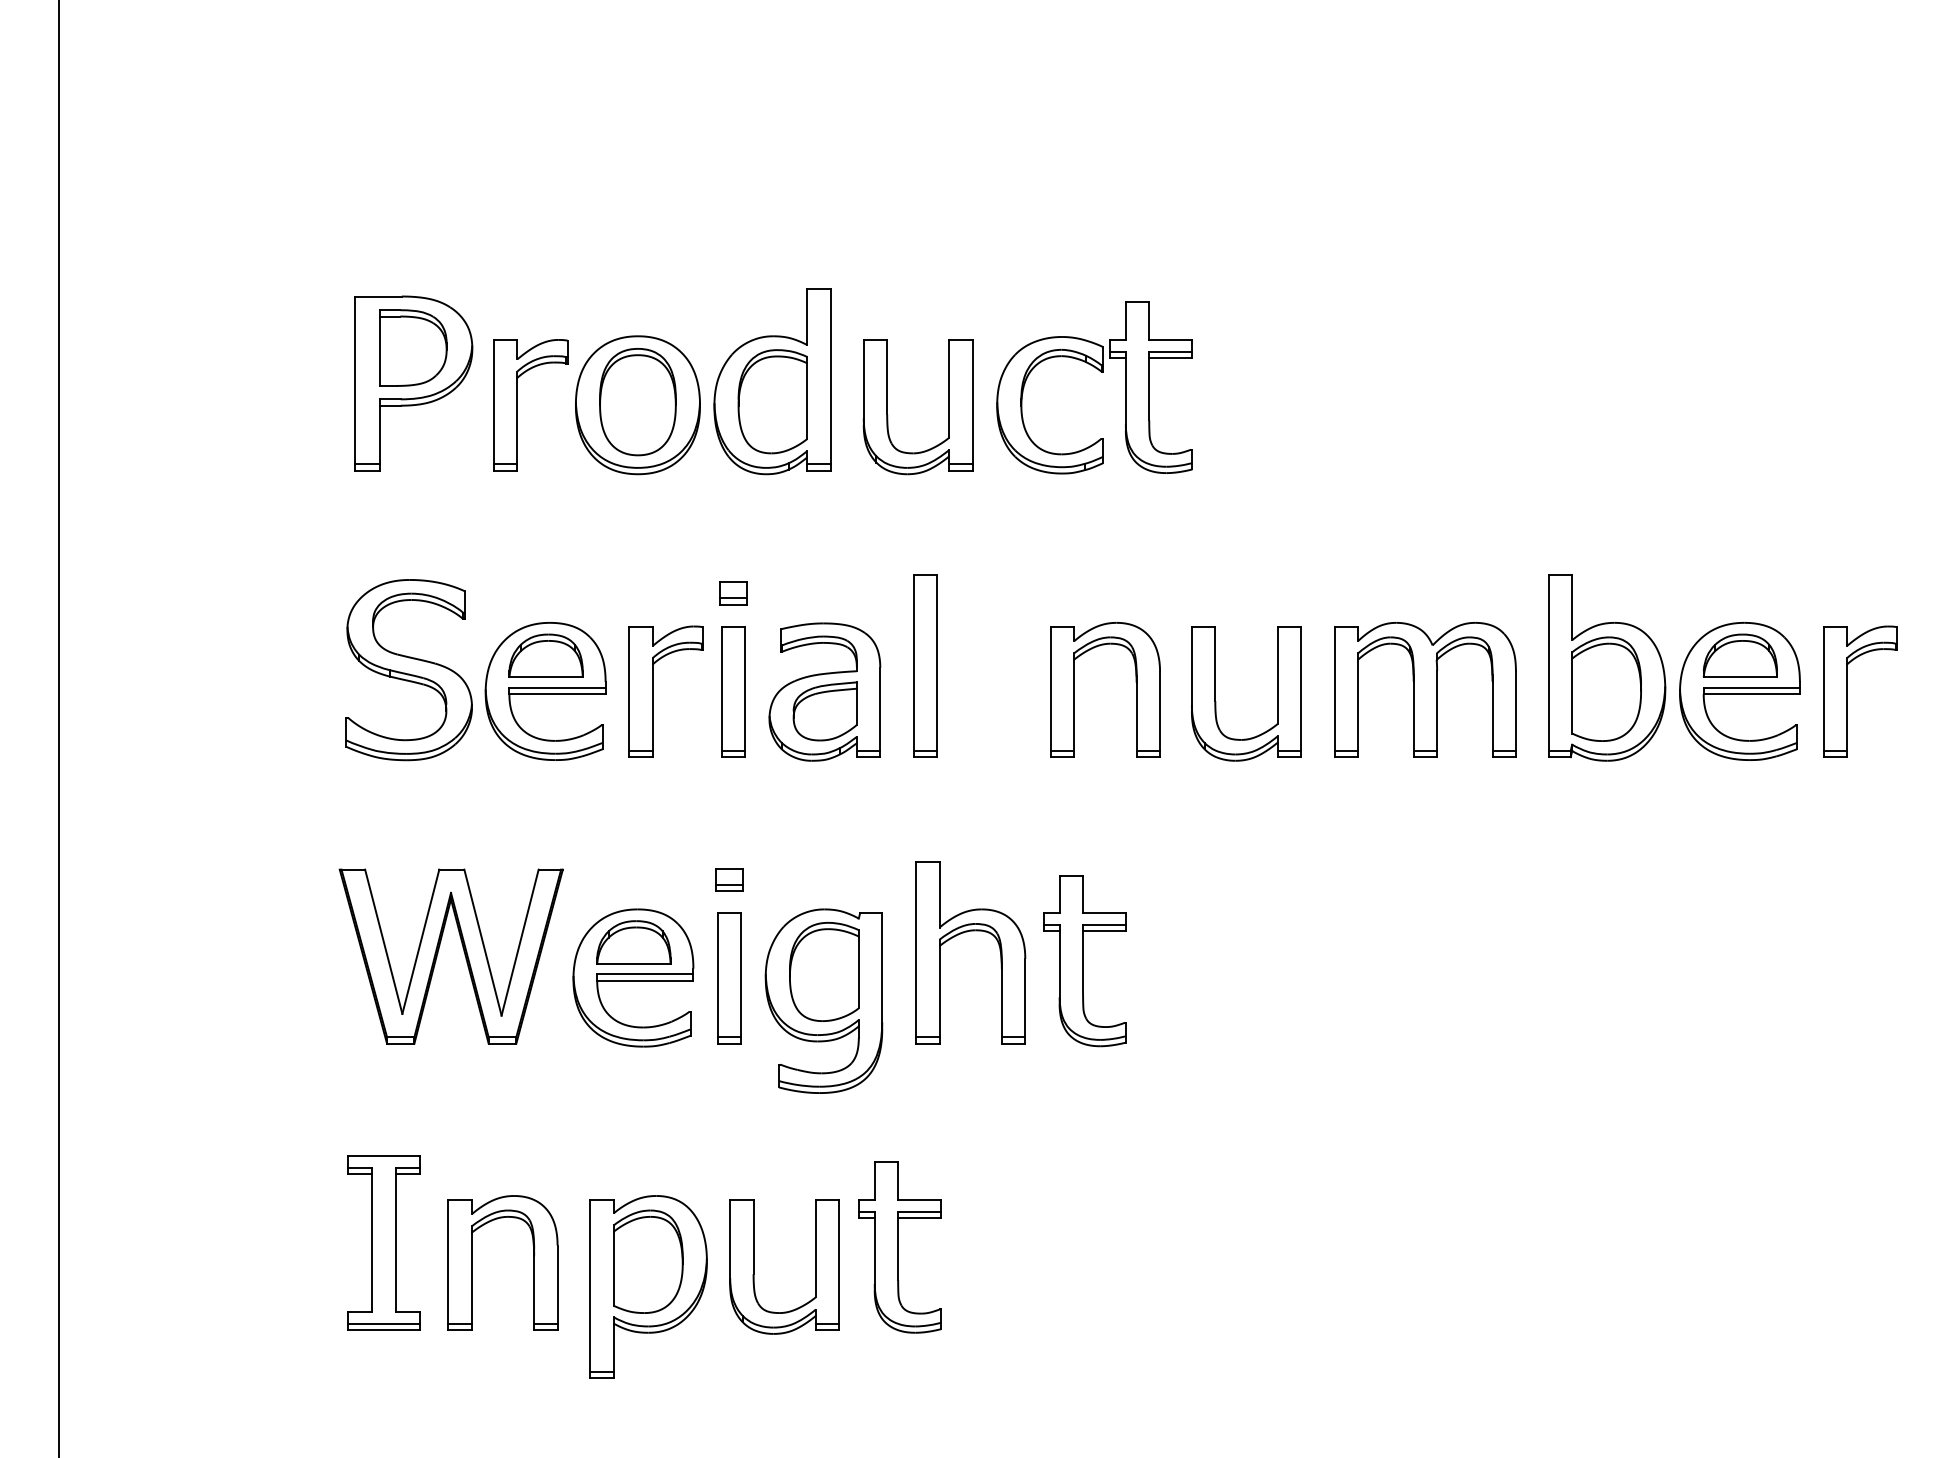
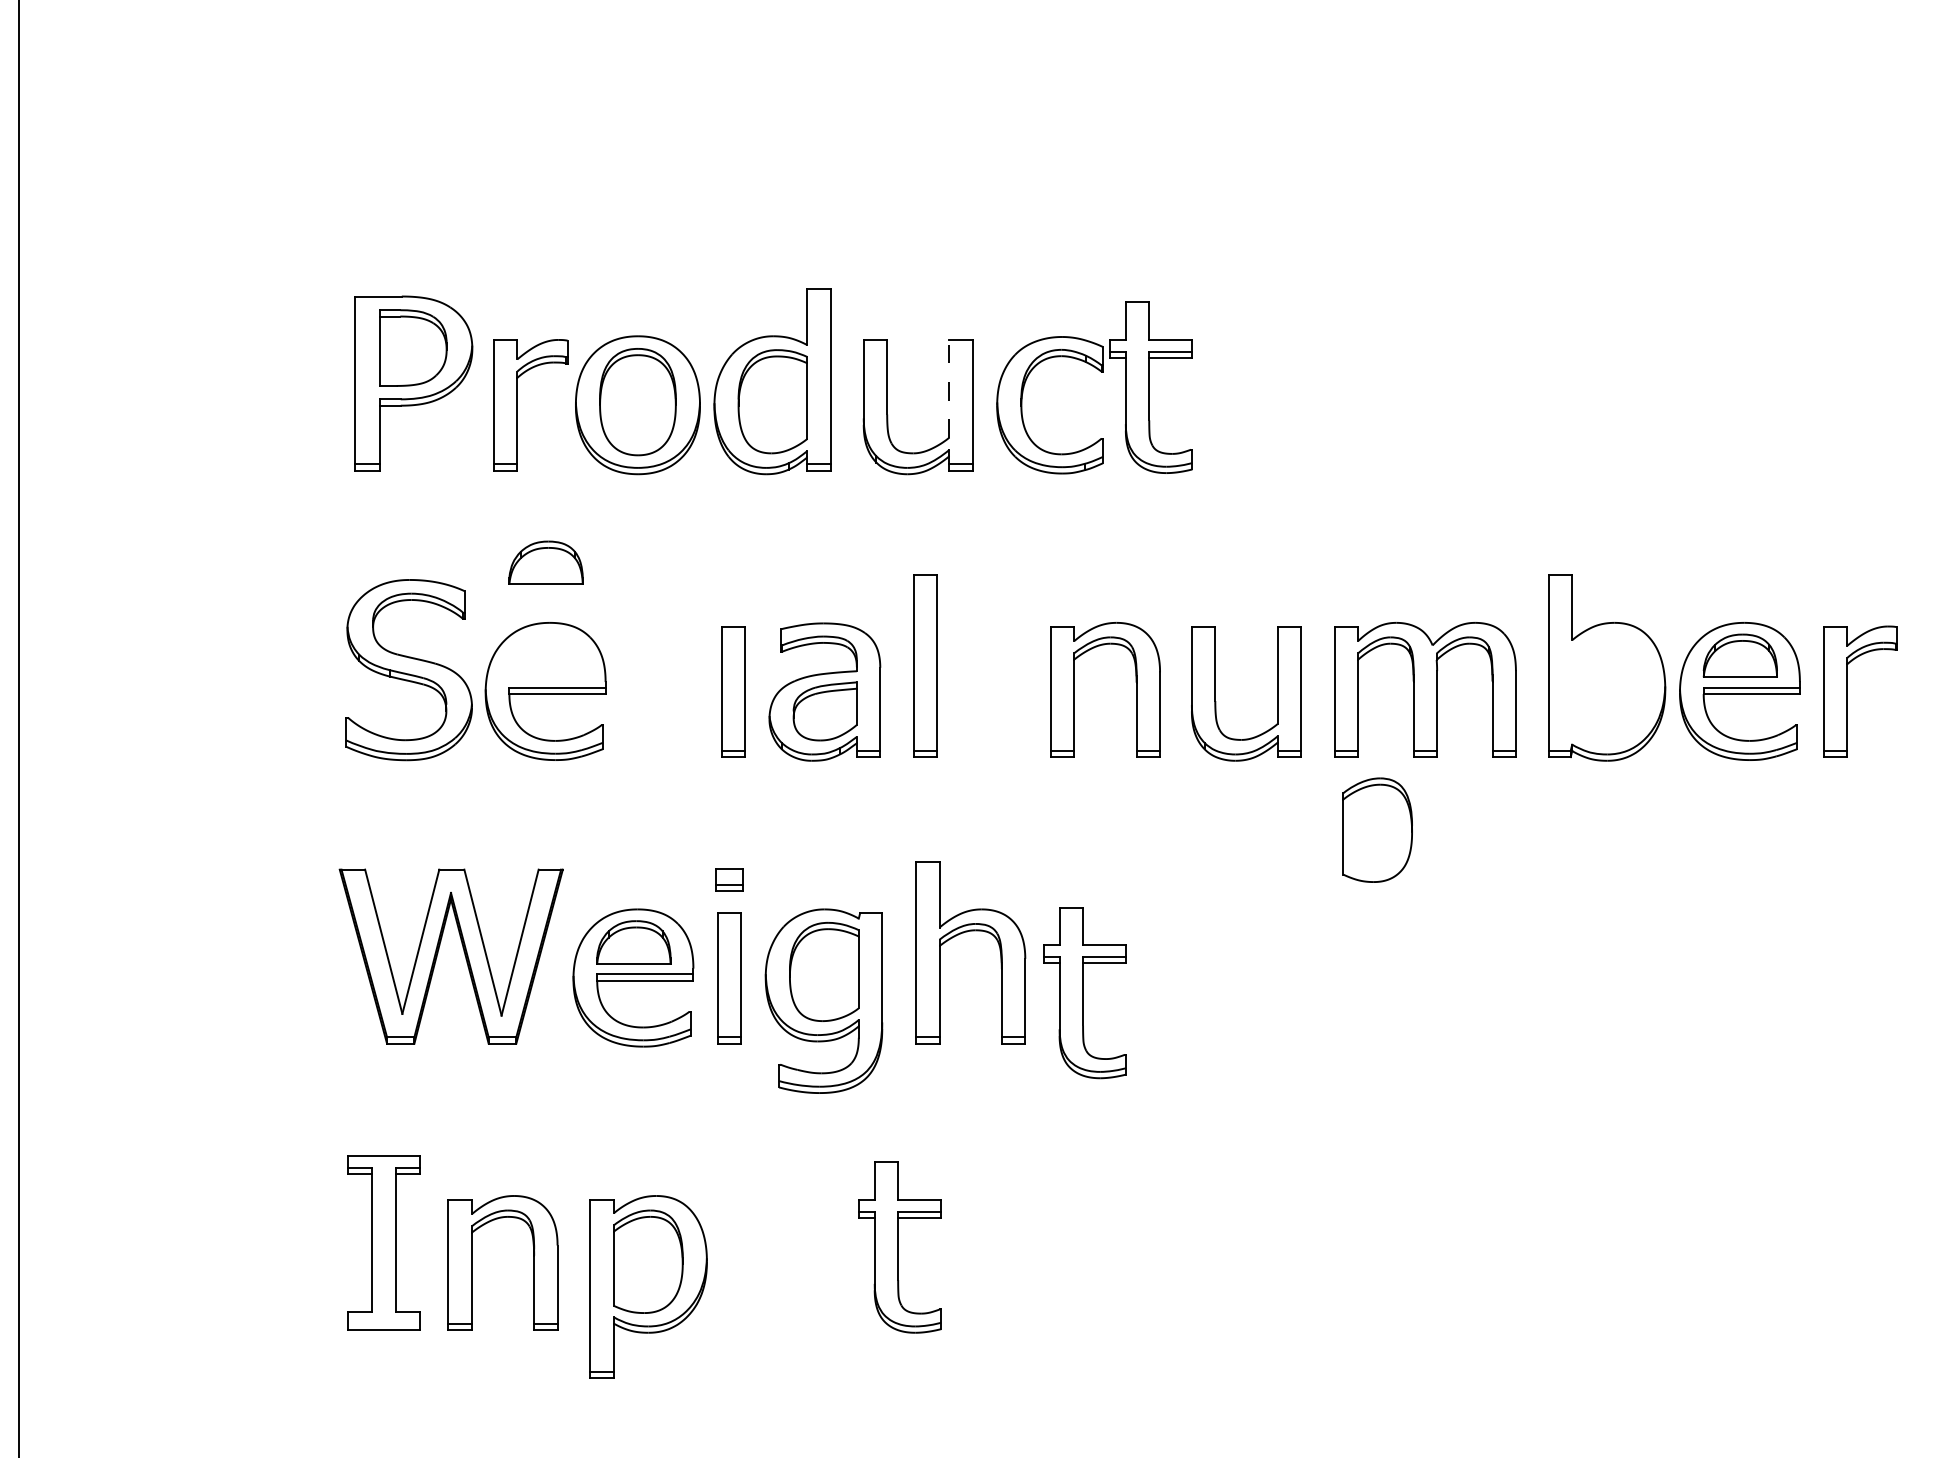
line: solid -> dashed (949, 388)
part: present -> none (733, 593)
part position: (545, 655) -> (545, 562) (545, 562)
part position: (1606, 688) -> (1377, 829) (1377, 829)
part: present -> none (653, 691)
line position: (58, 728) -> (18, 728) (18, 728)
part position: (1084, 961) -> (1084, 993) (1084, 993)
part: present -> none (754, 1266)
line: present -> none (383, 1323)
